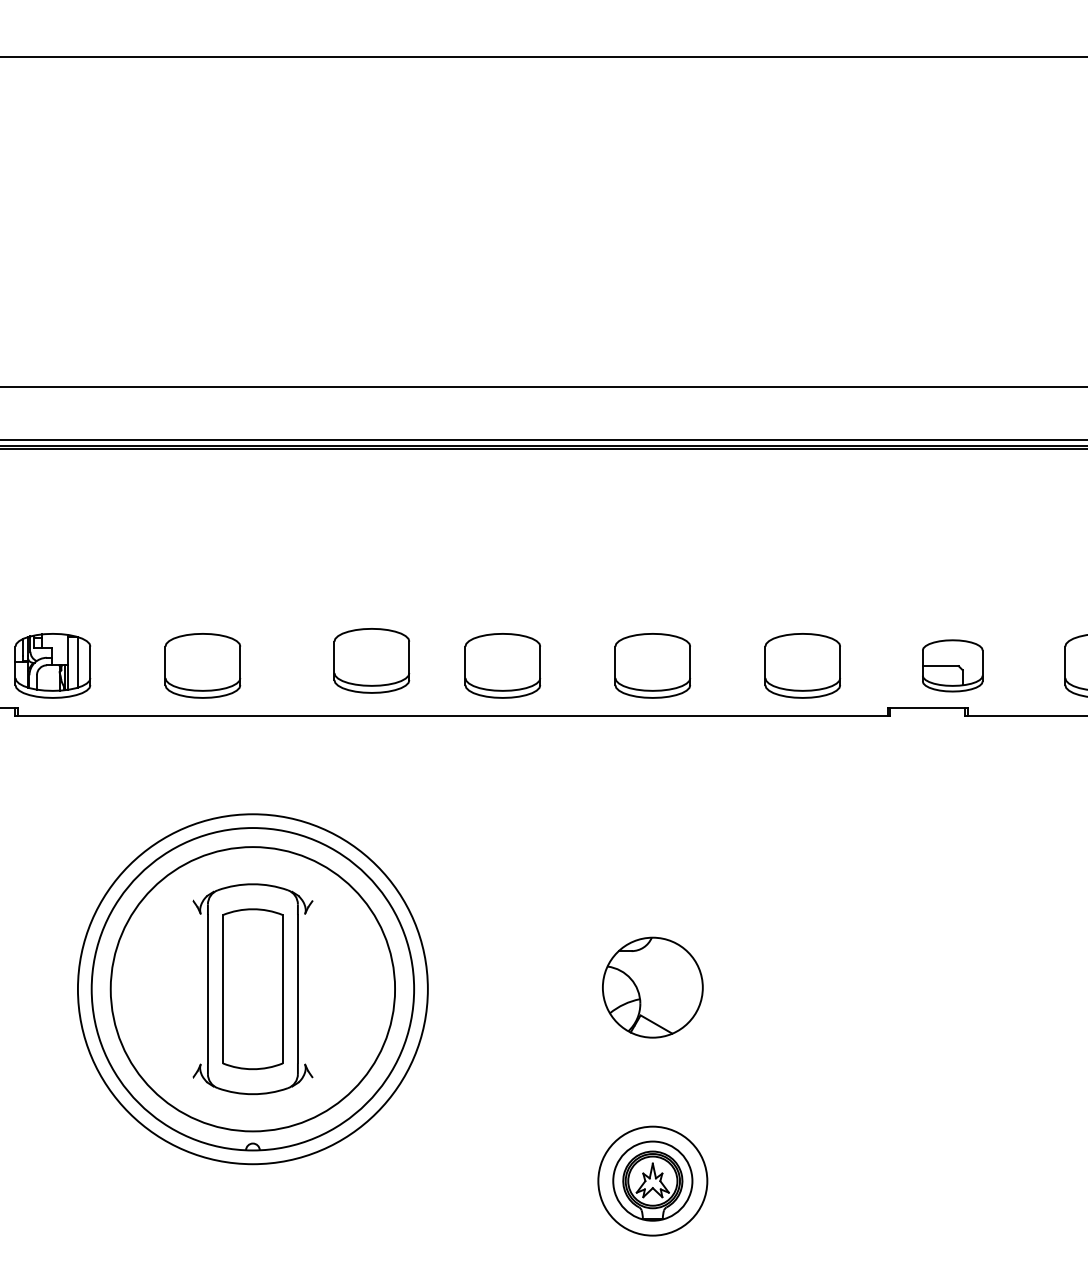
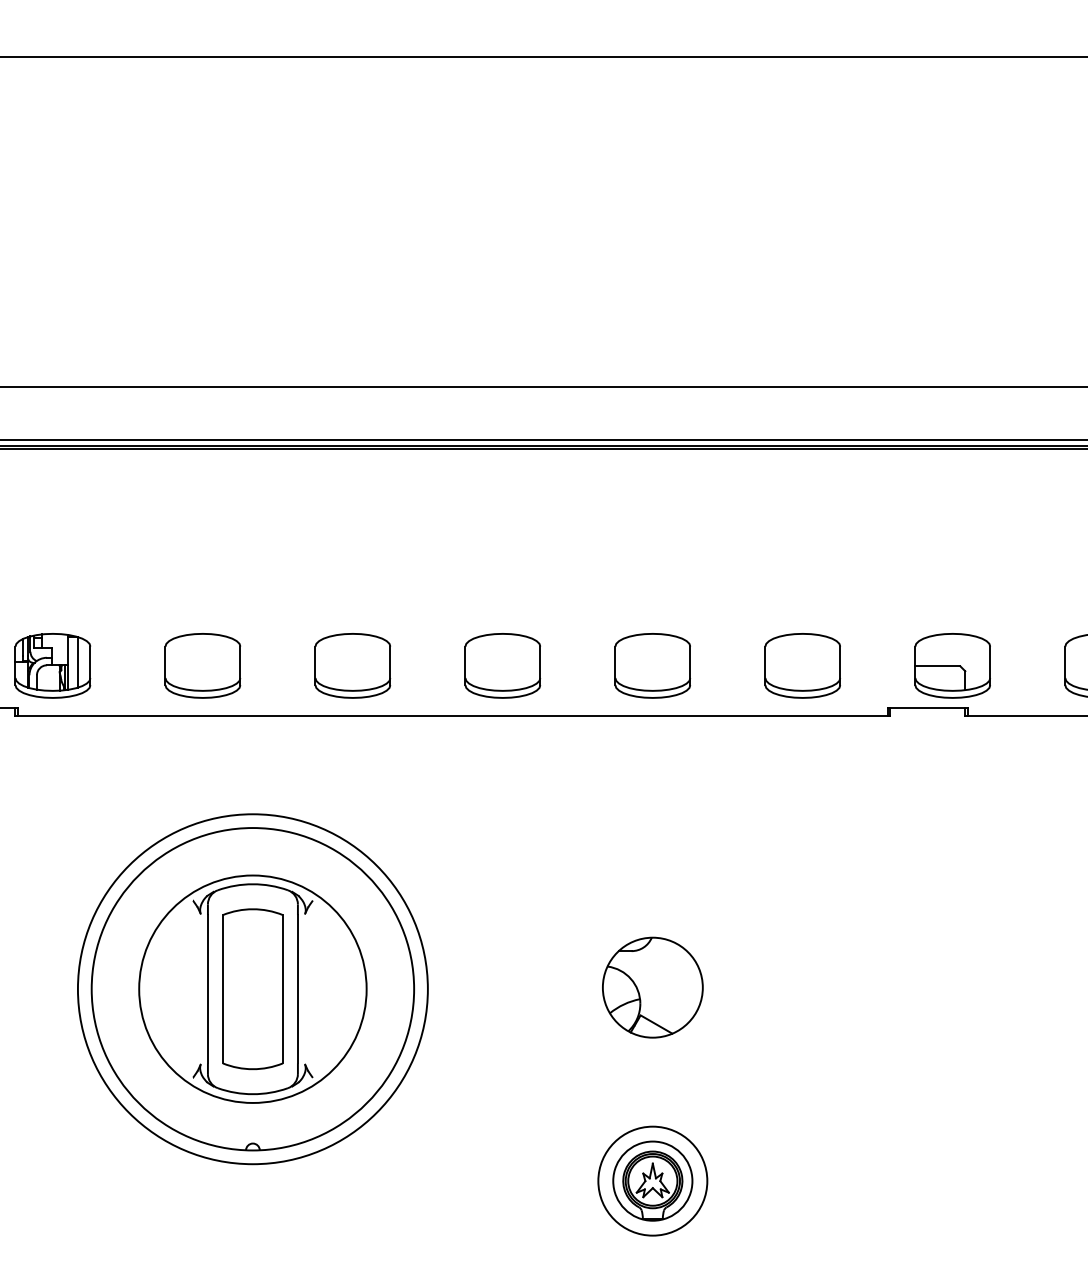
part position: (371, 660) -> (352, 665) (352, 665)
part size: 62x54 px -> 77x66 px (952, 665)
circle diameter: 284 px -> 227 px (252, 988)
